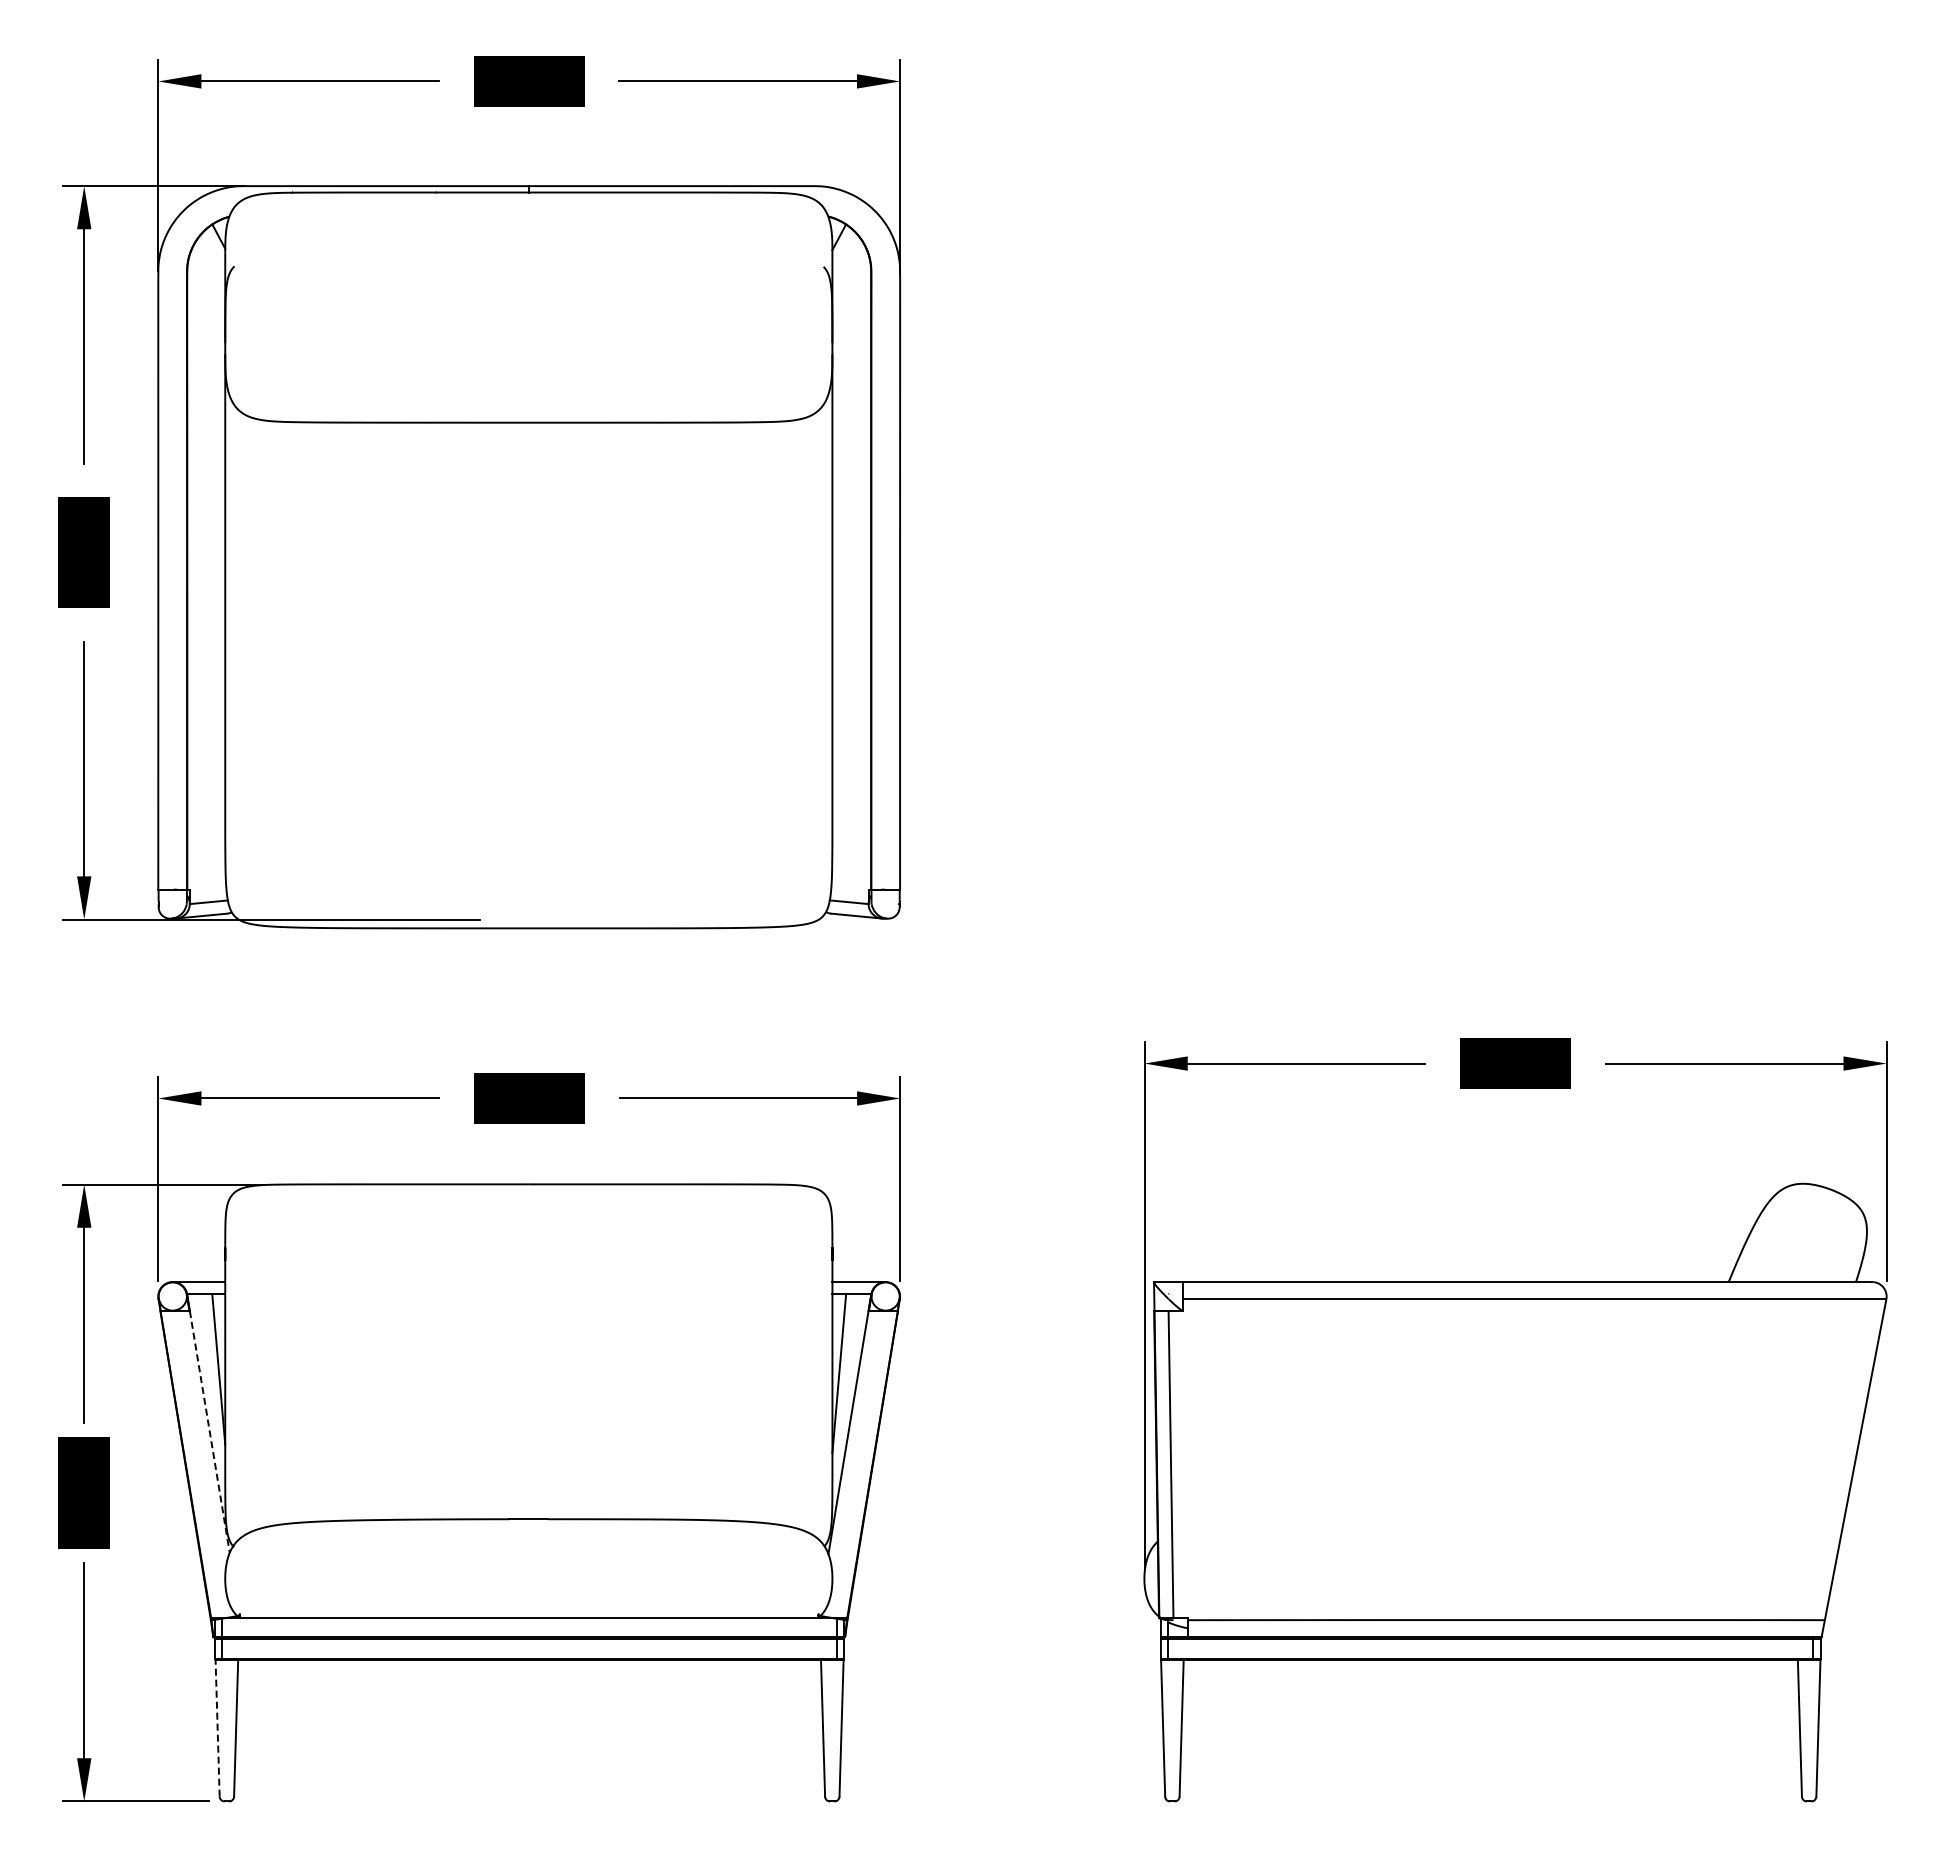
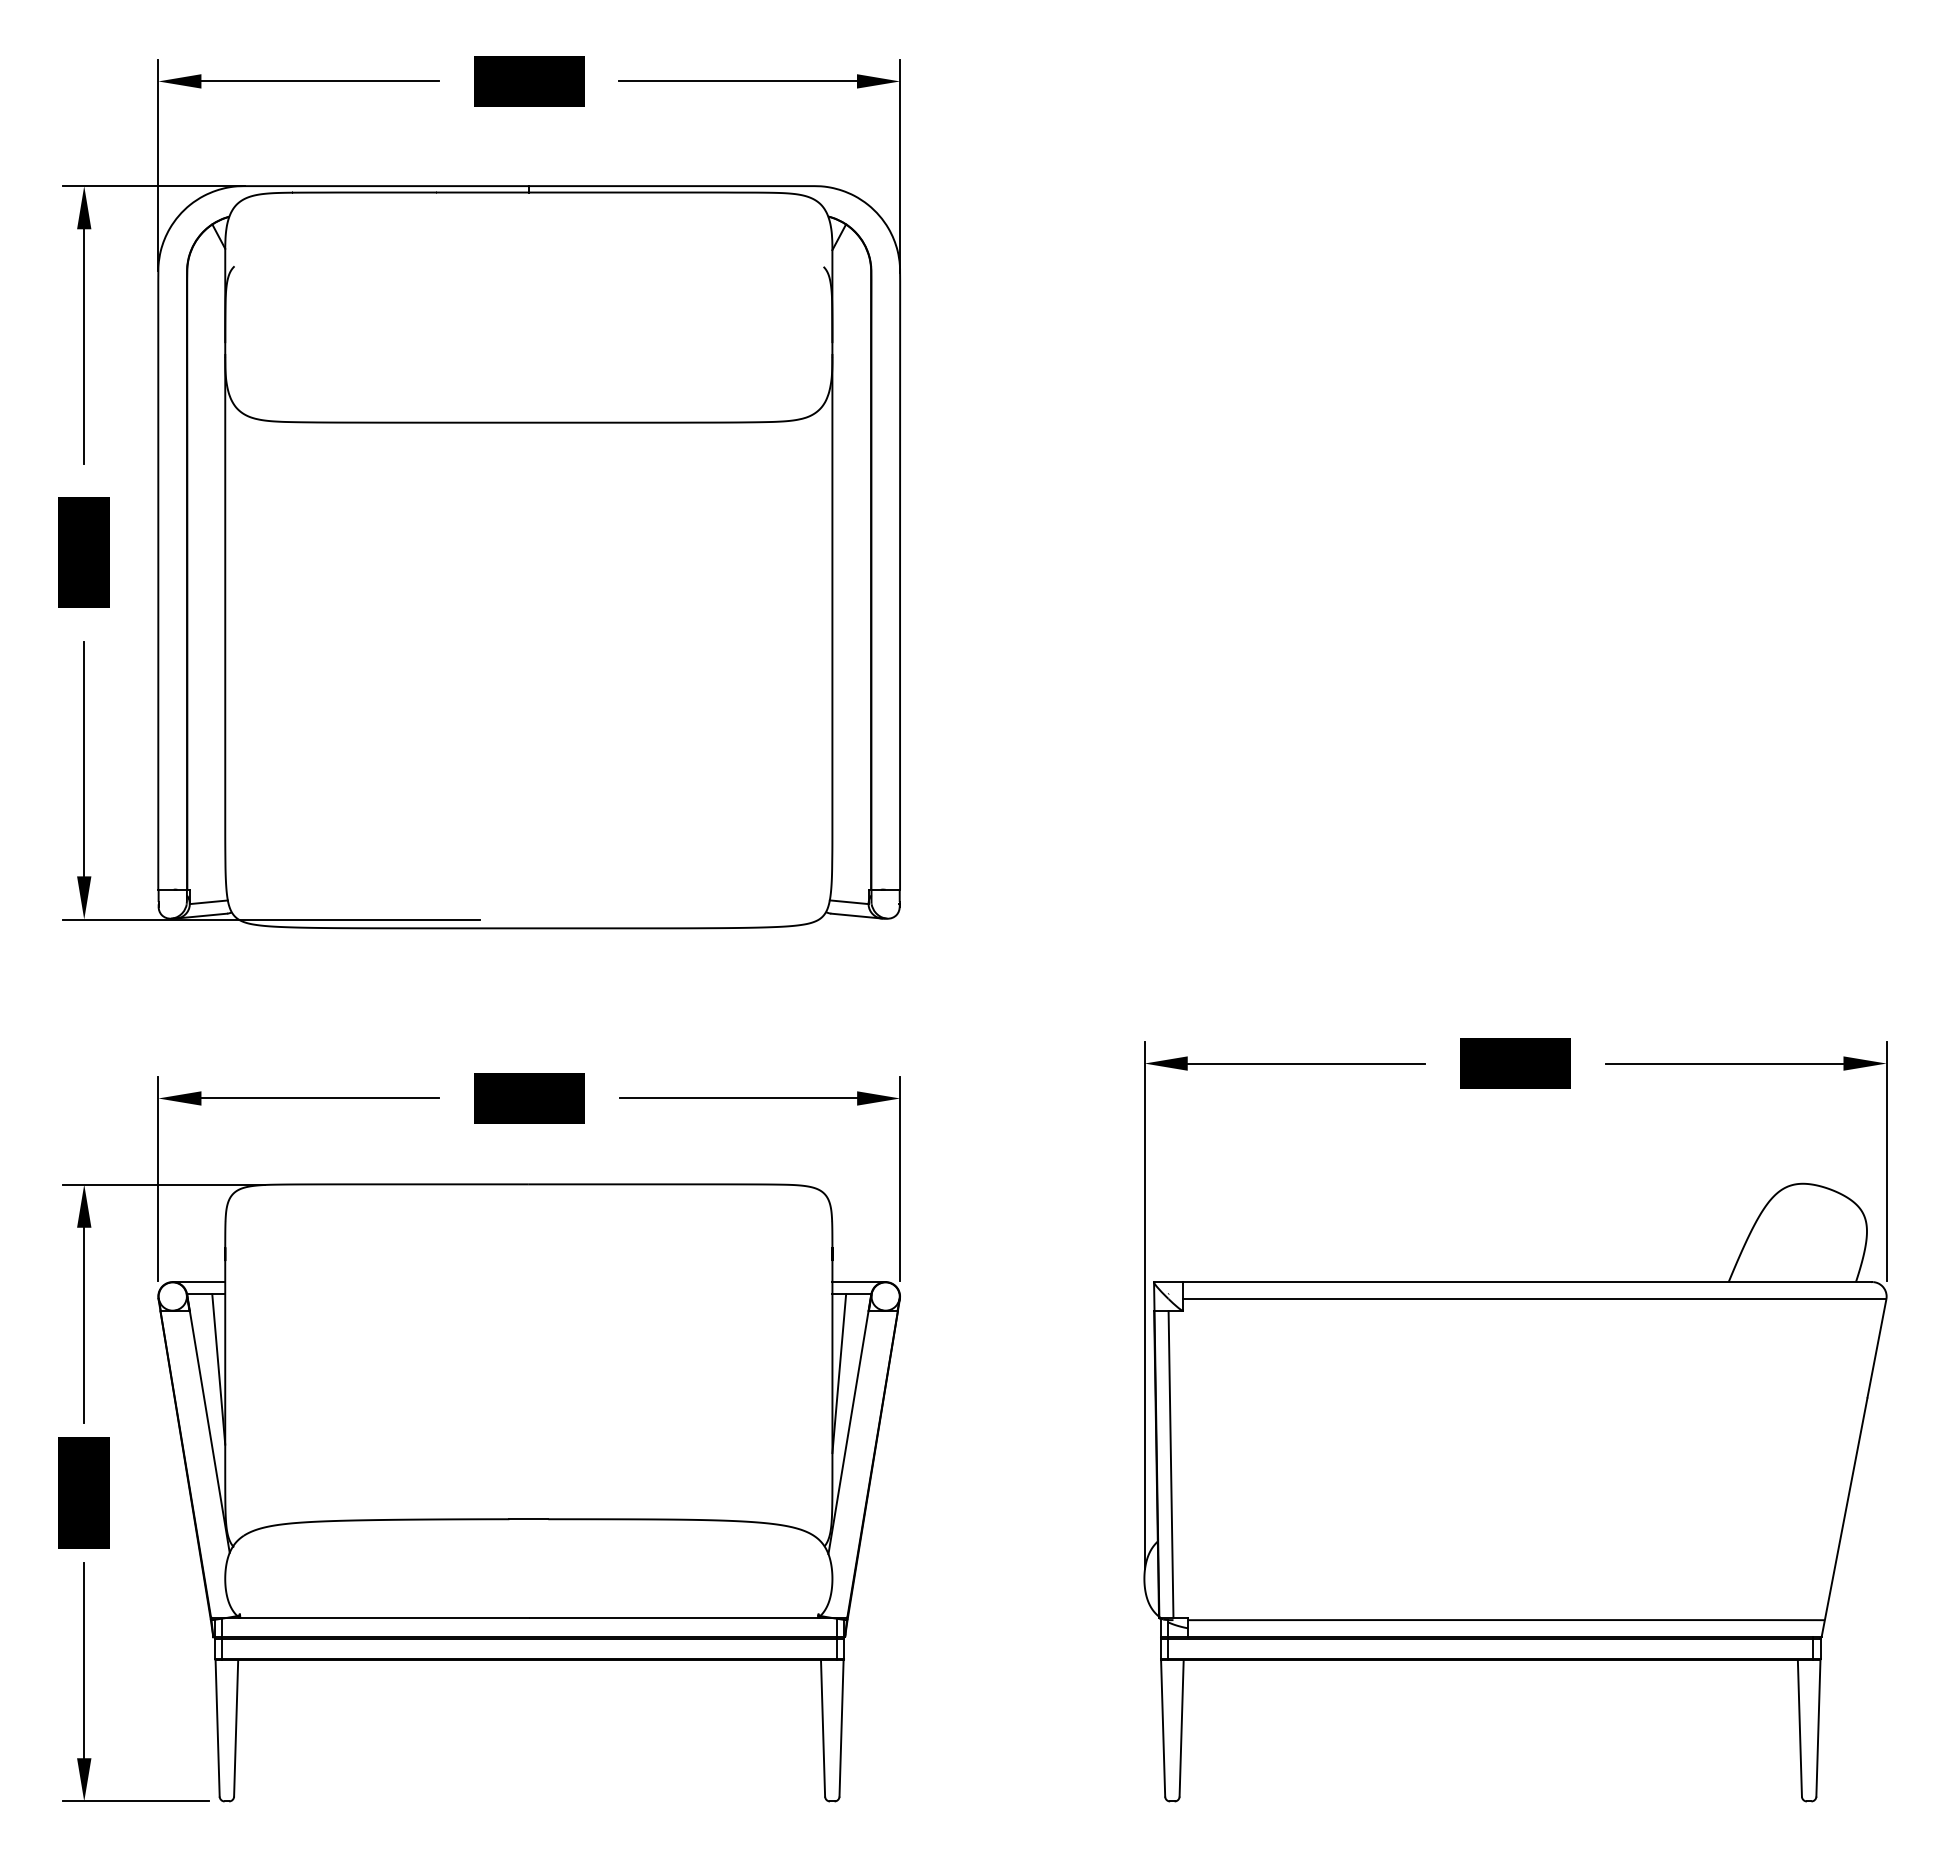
line: dashed -> solid (209, 1431)
line: dashed -> solid (217, 1727)
